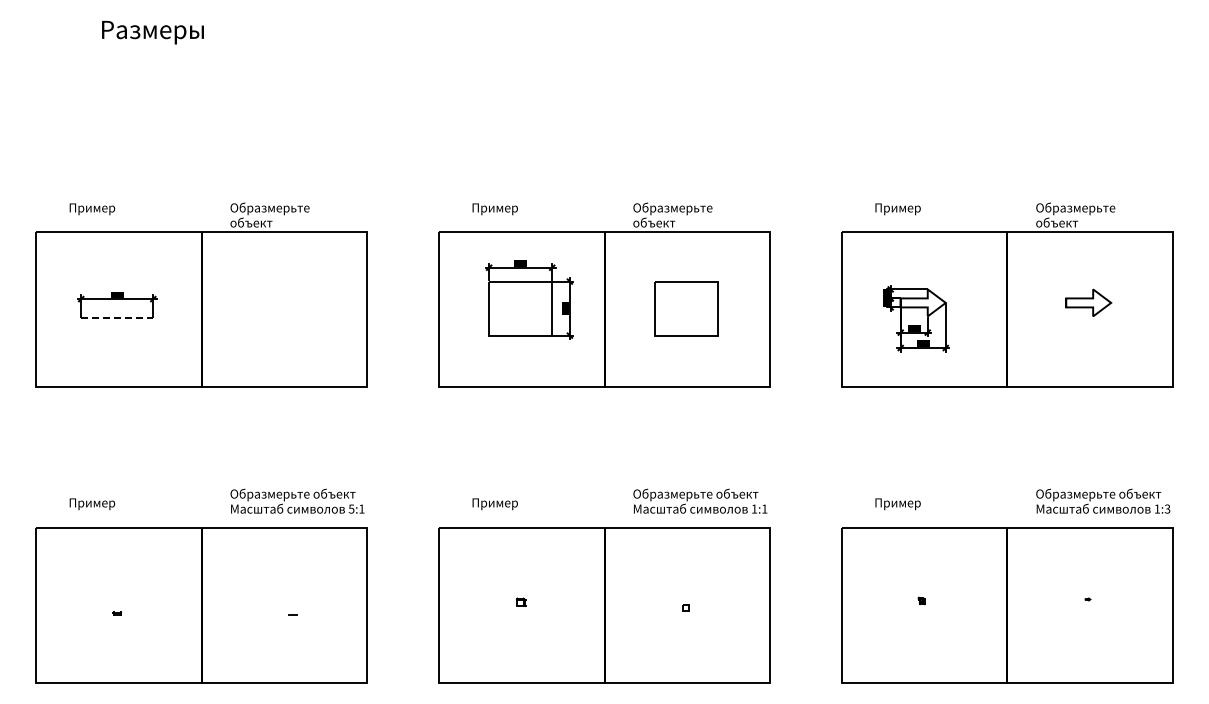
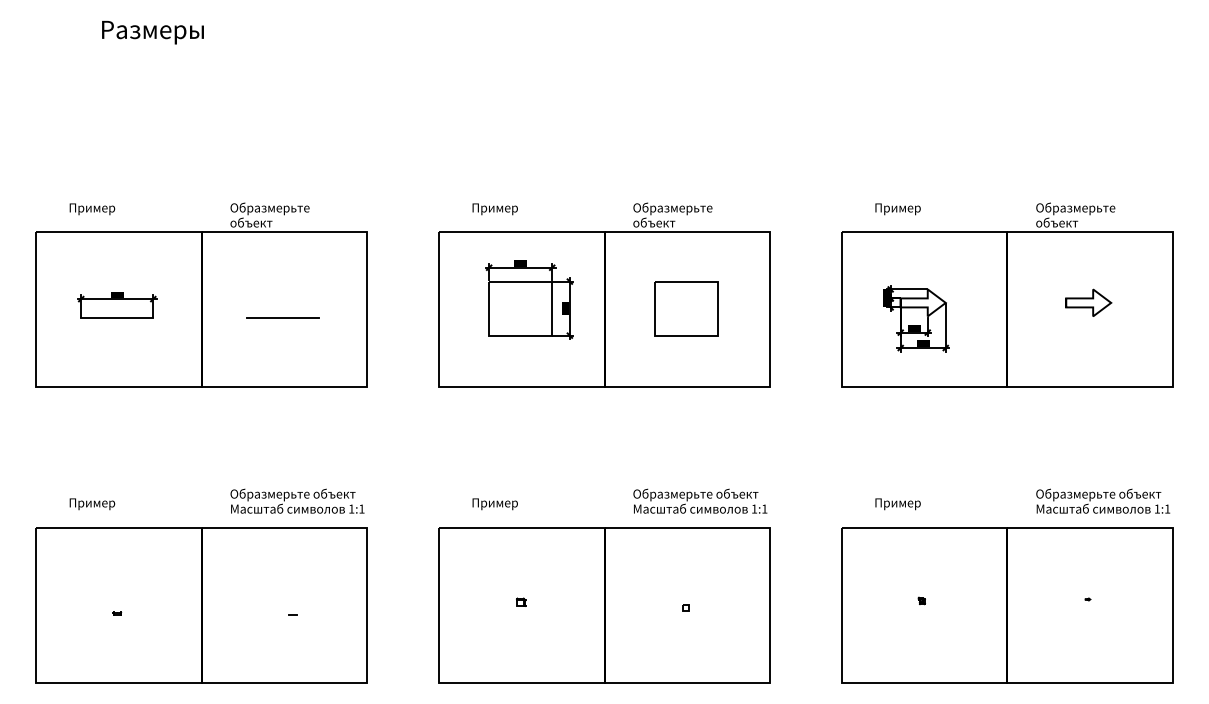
line: dashed -> solid (117, 318)
line: none -> present (282, 318)
text: 5:1 -> 1:1 (351, 508)
text: 1:3 -> 1:1 (1167, 508)
